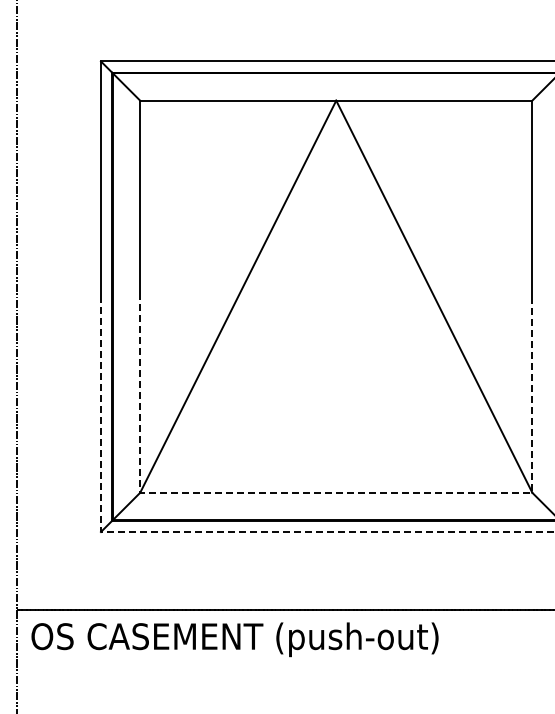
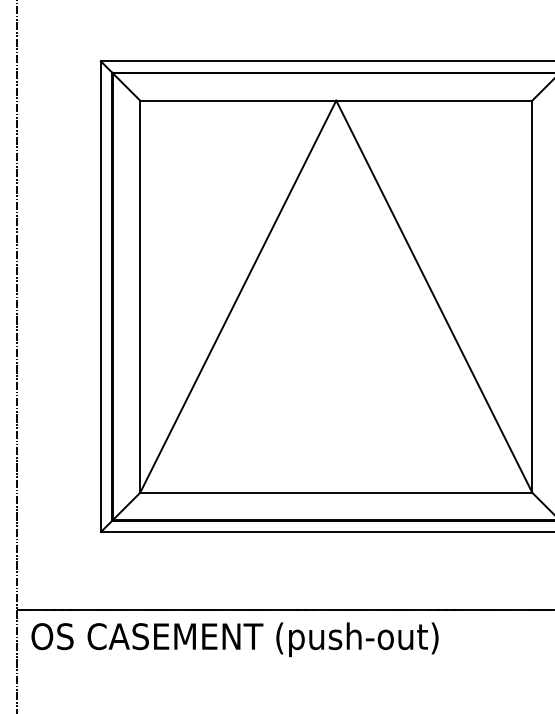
line: dashed -> solid (335, 492)
line: dashed -> solid (208, 532)
